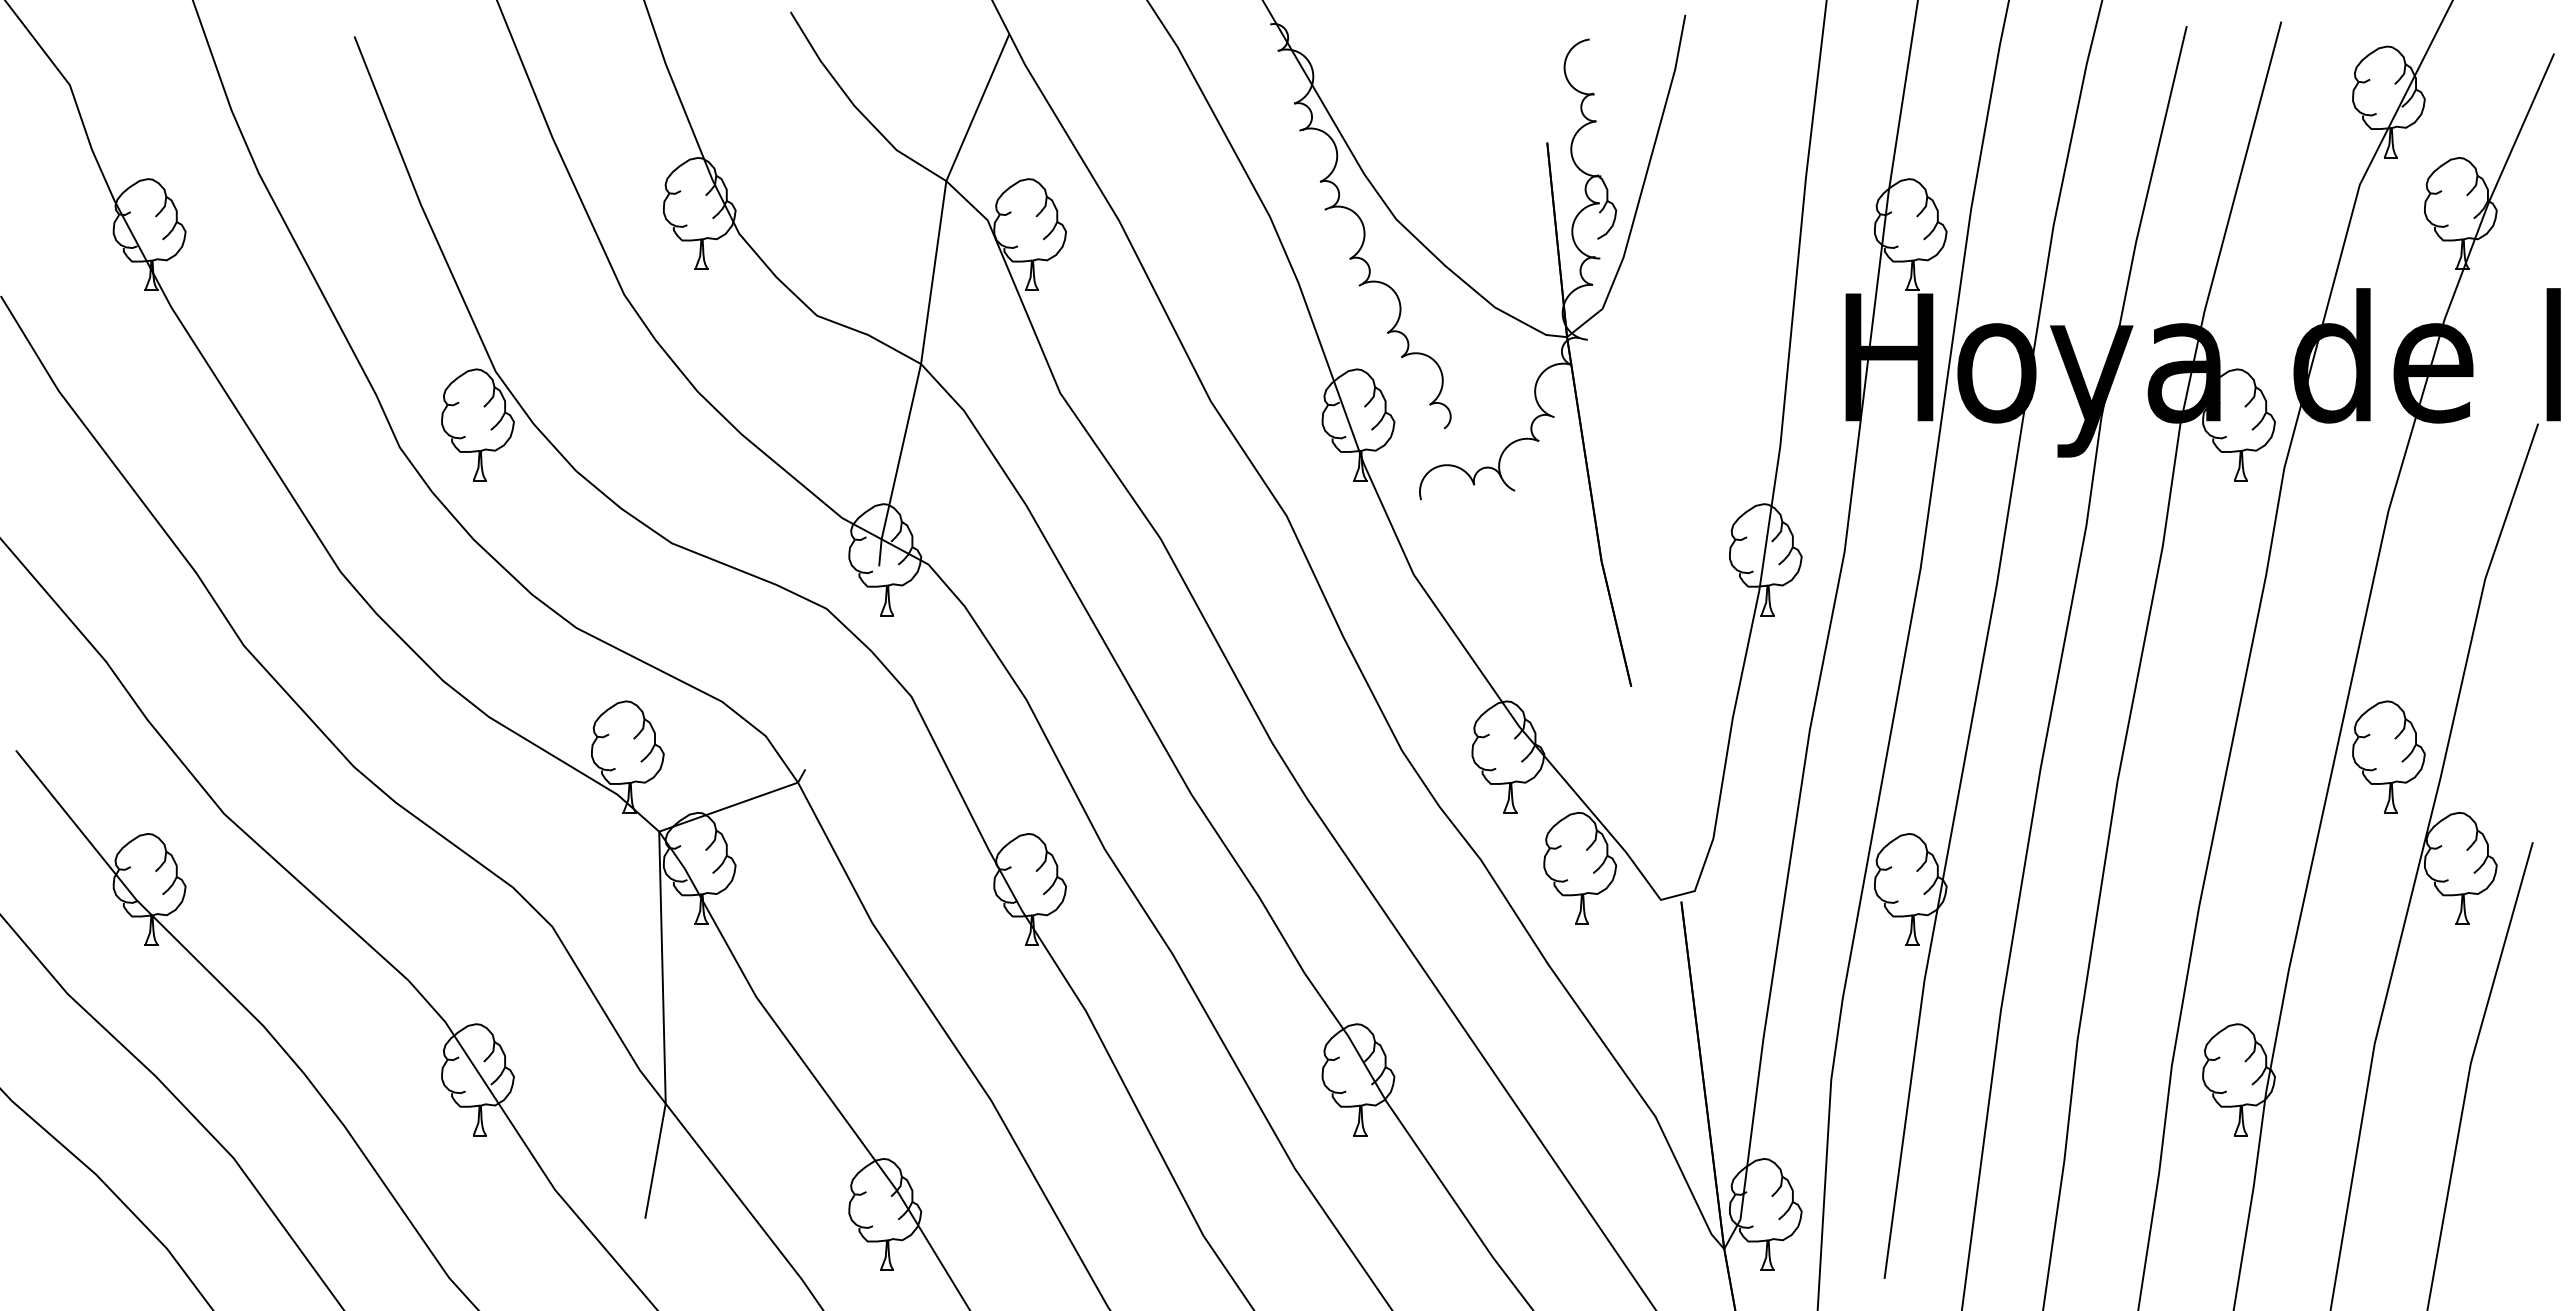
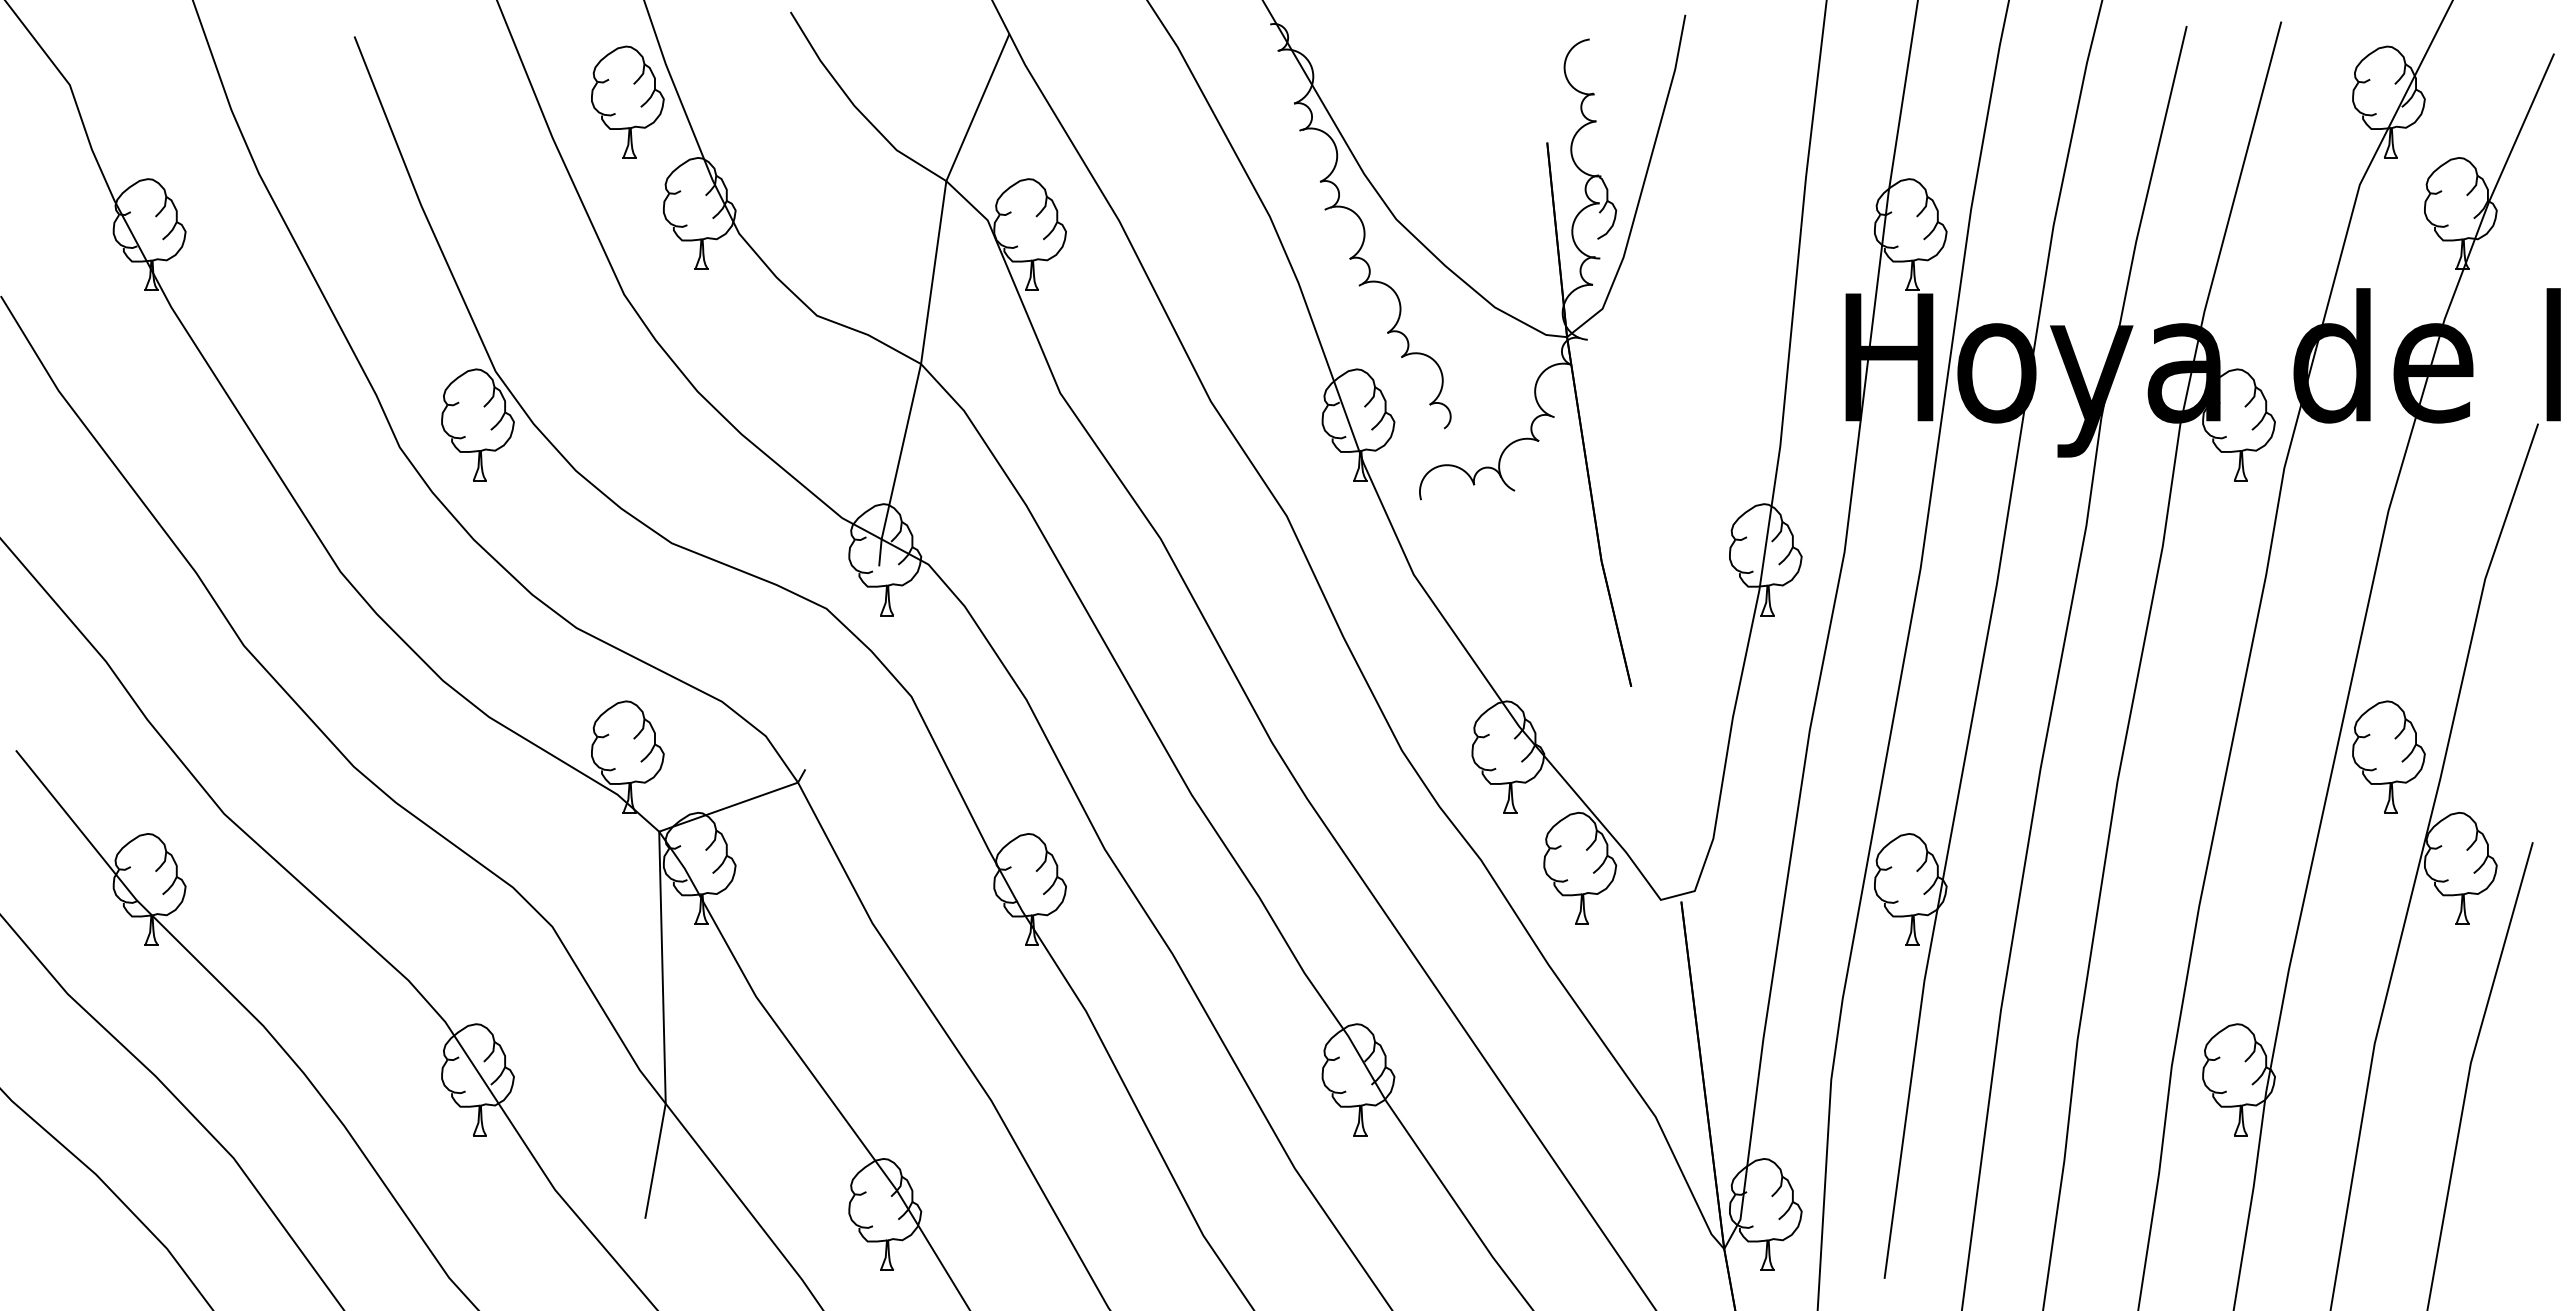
part: none -> present (627, 101)
